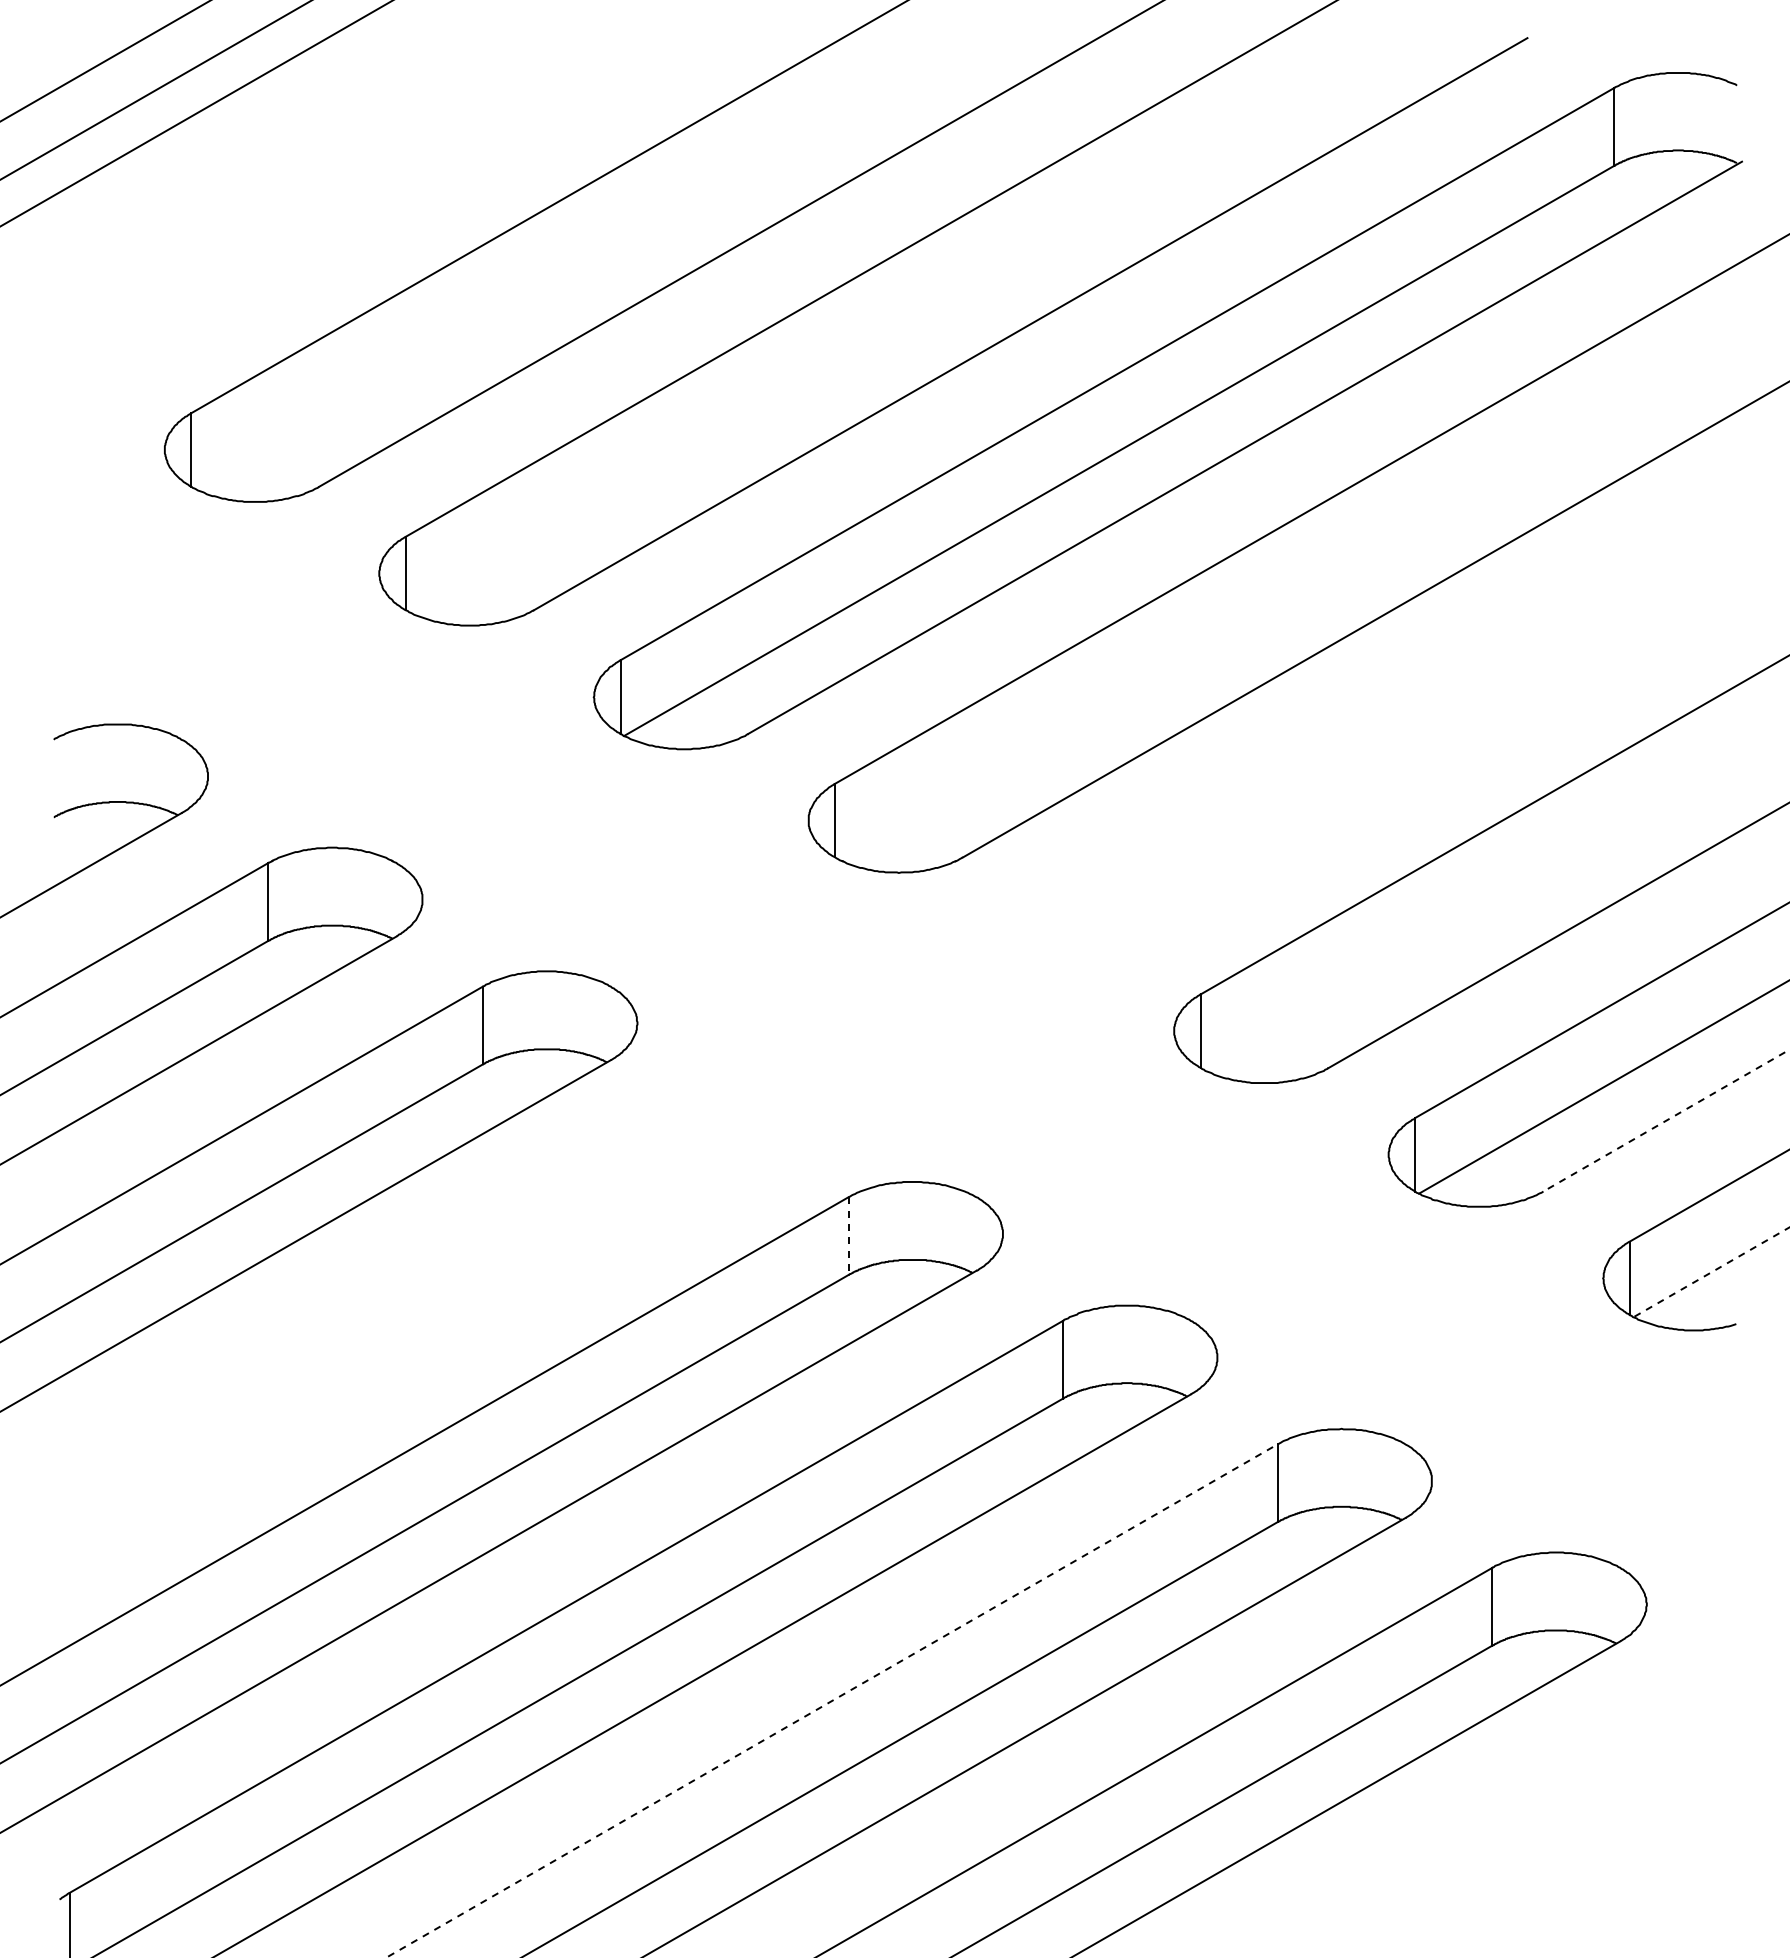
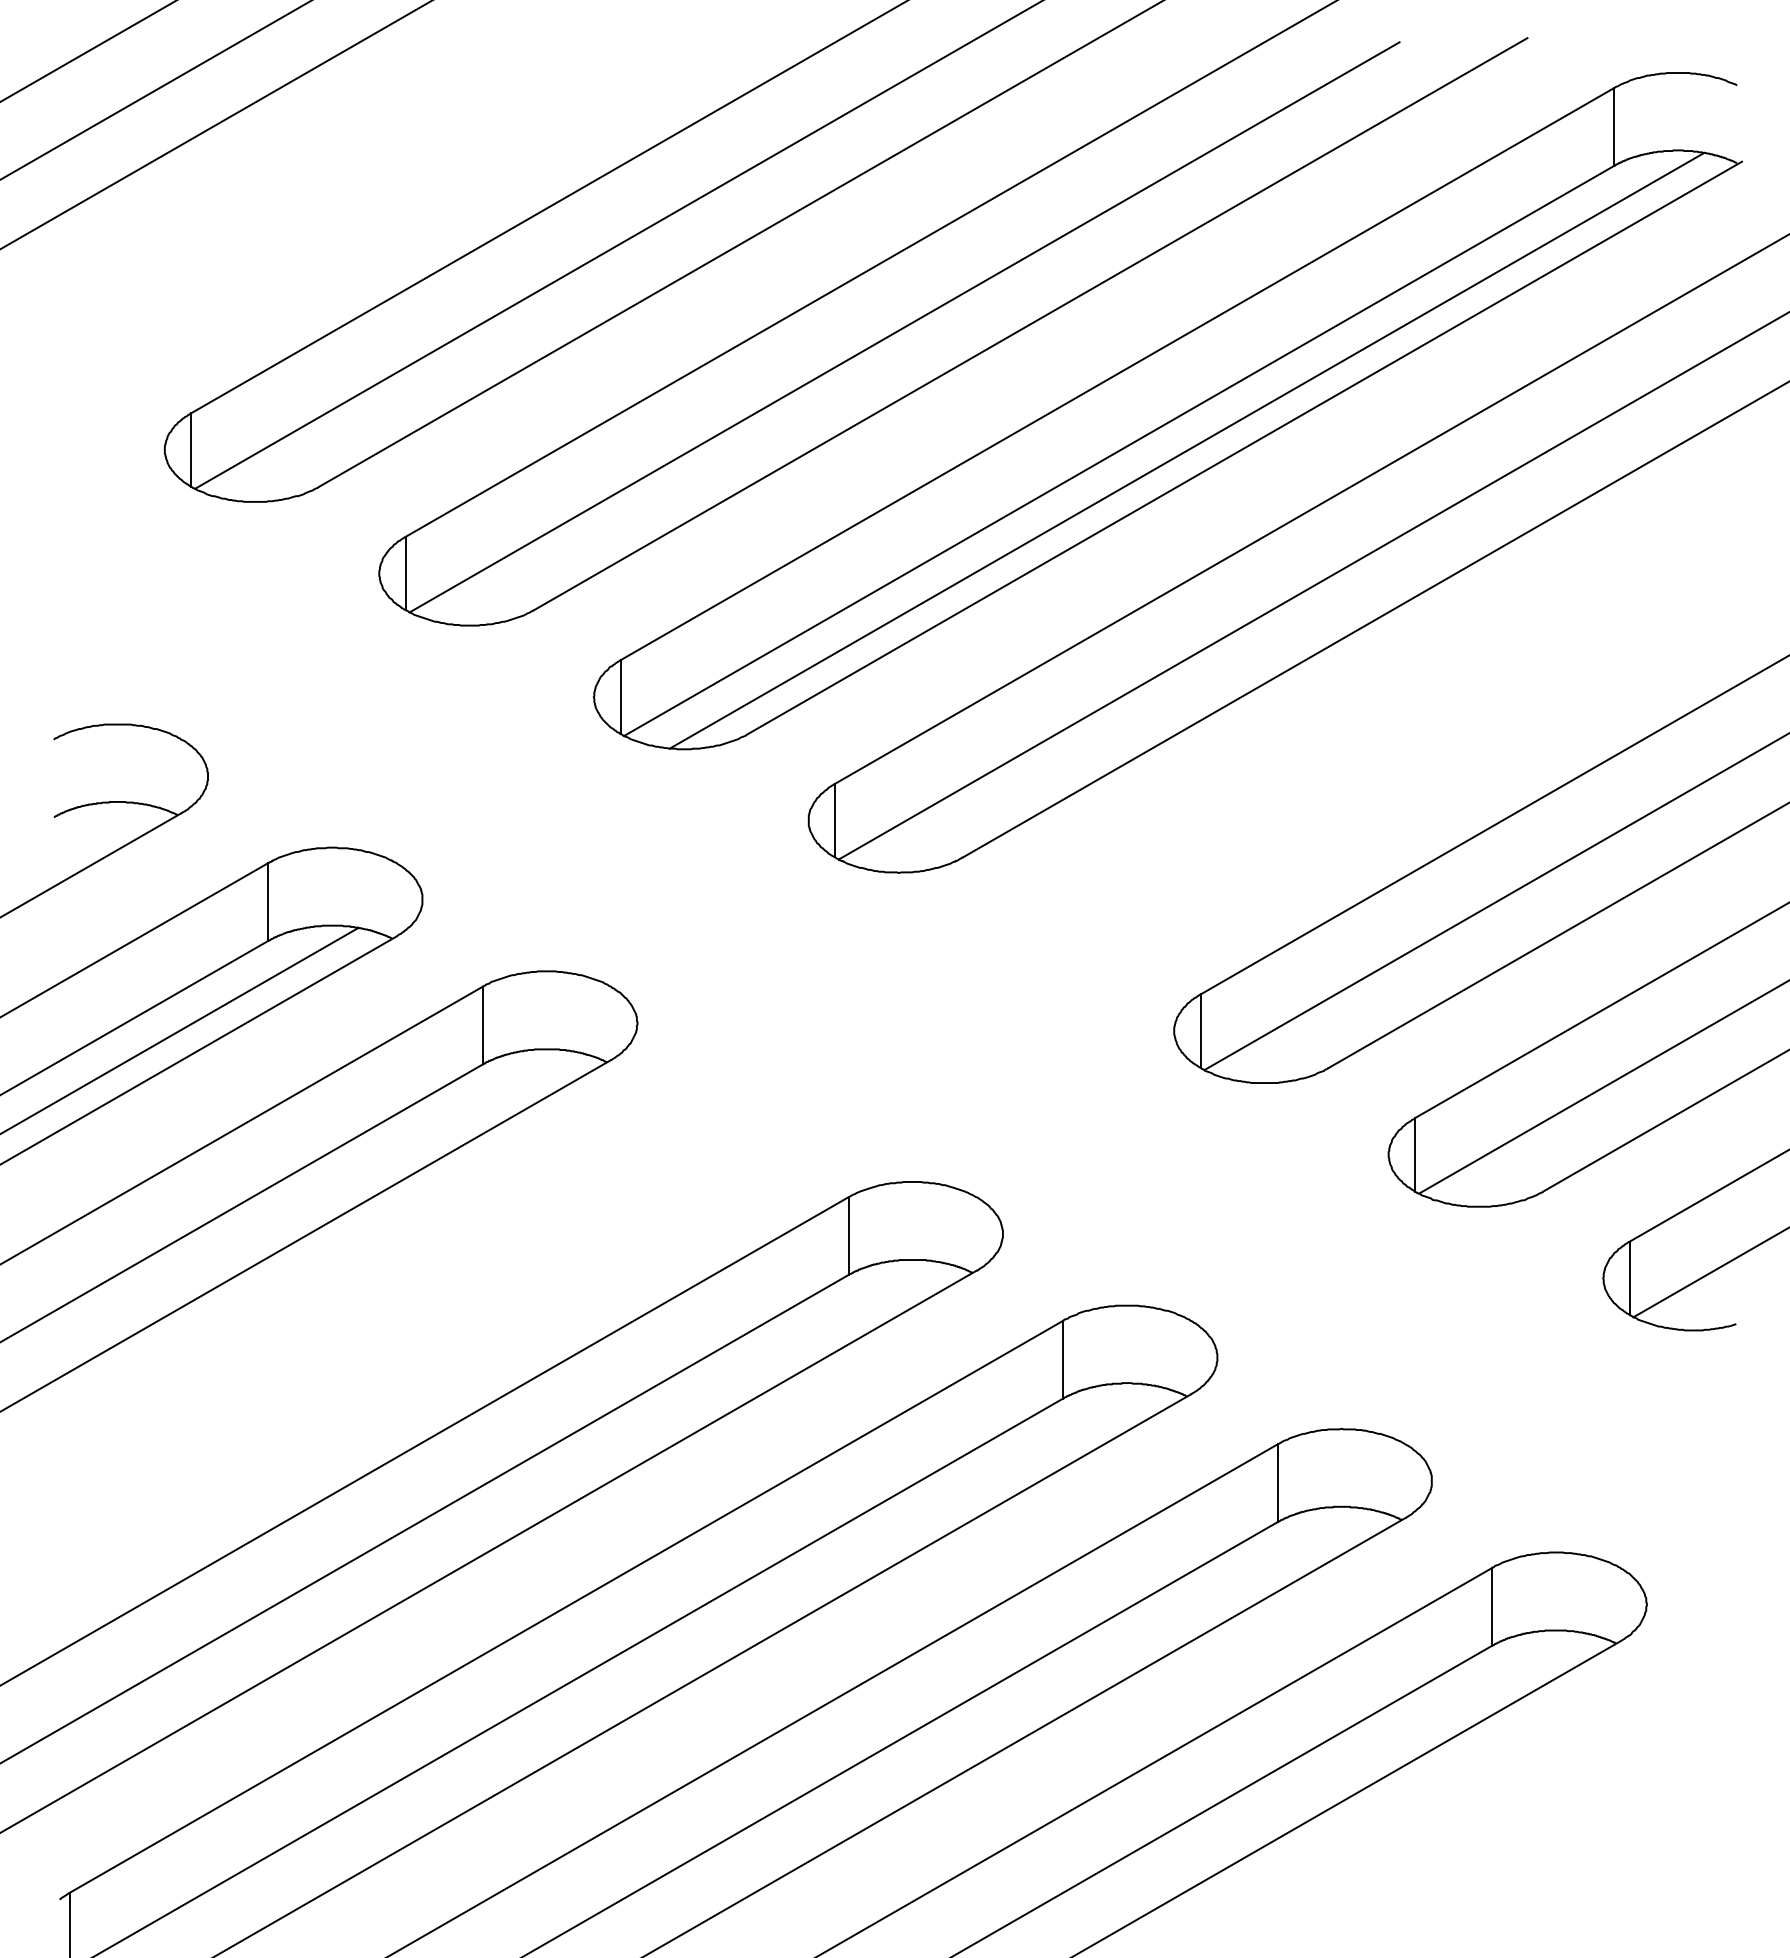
line position: (104, 61) -> (87, 51) (87, 51)
line position: (196, 113) -> (215, 125) (215, 125)
line: none -> present (617, 245)
line: none -> present (904, 327)
line: none -> present (1187, 450)
line: none -> present (1312, 586)
line: none -> present (1495, 902)
line: none -> present (180, 1030)
line: dashed -> solid (1666, 1120)
line: dashed -> solid (848, 1236)
line: dashed -> solid (1711, 1272)
line: dashed -> solid (832, 1700)
